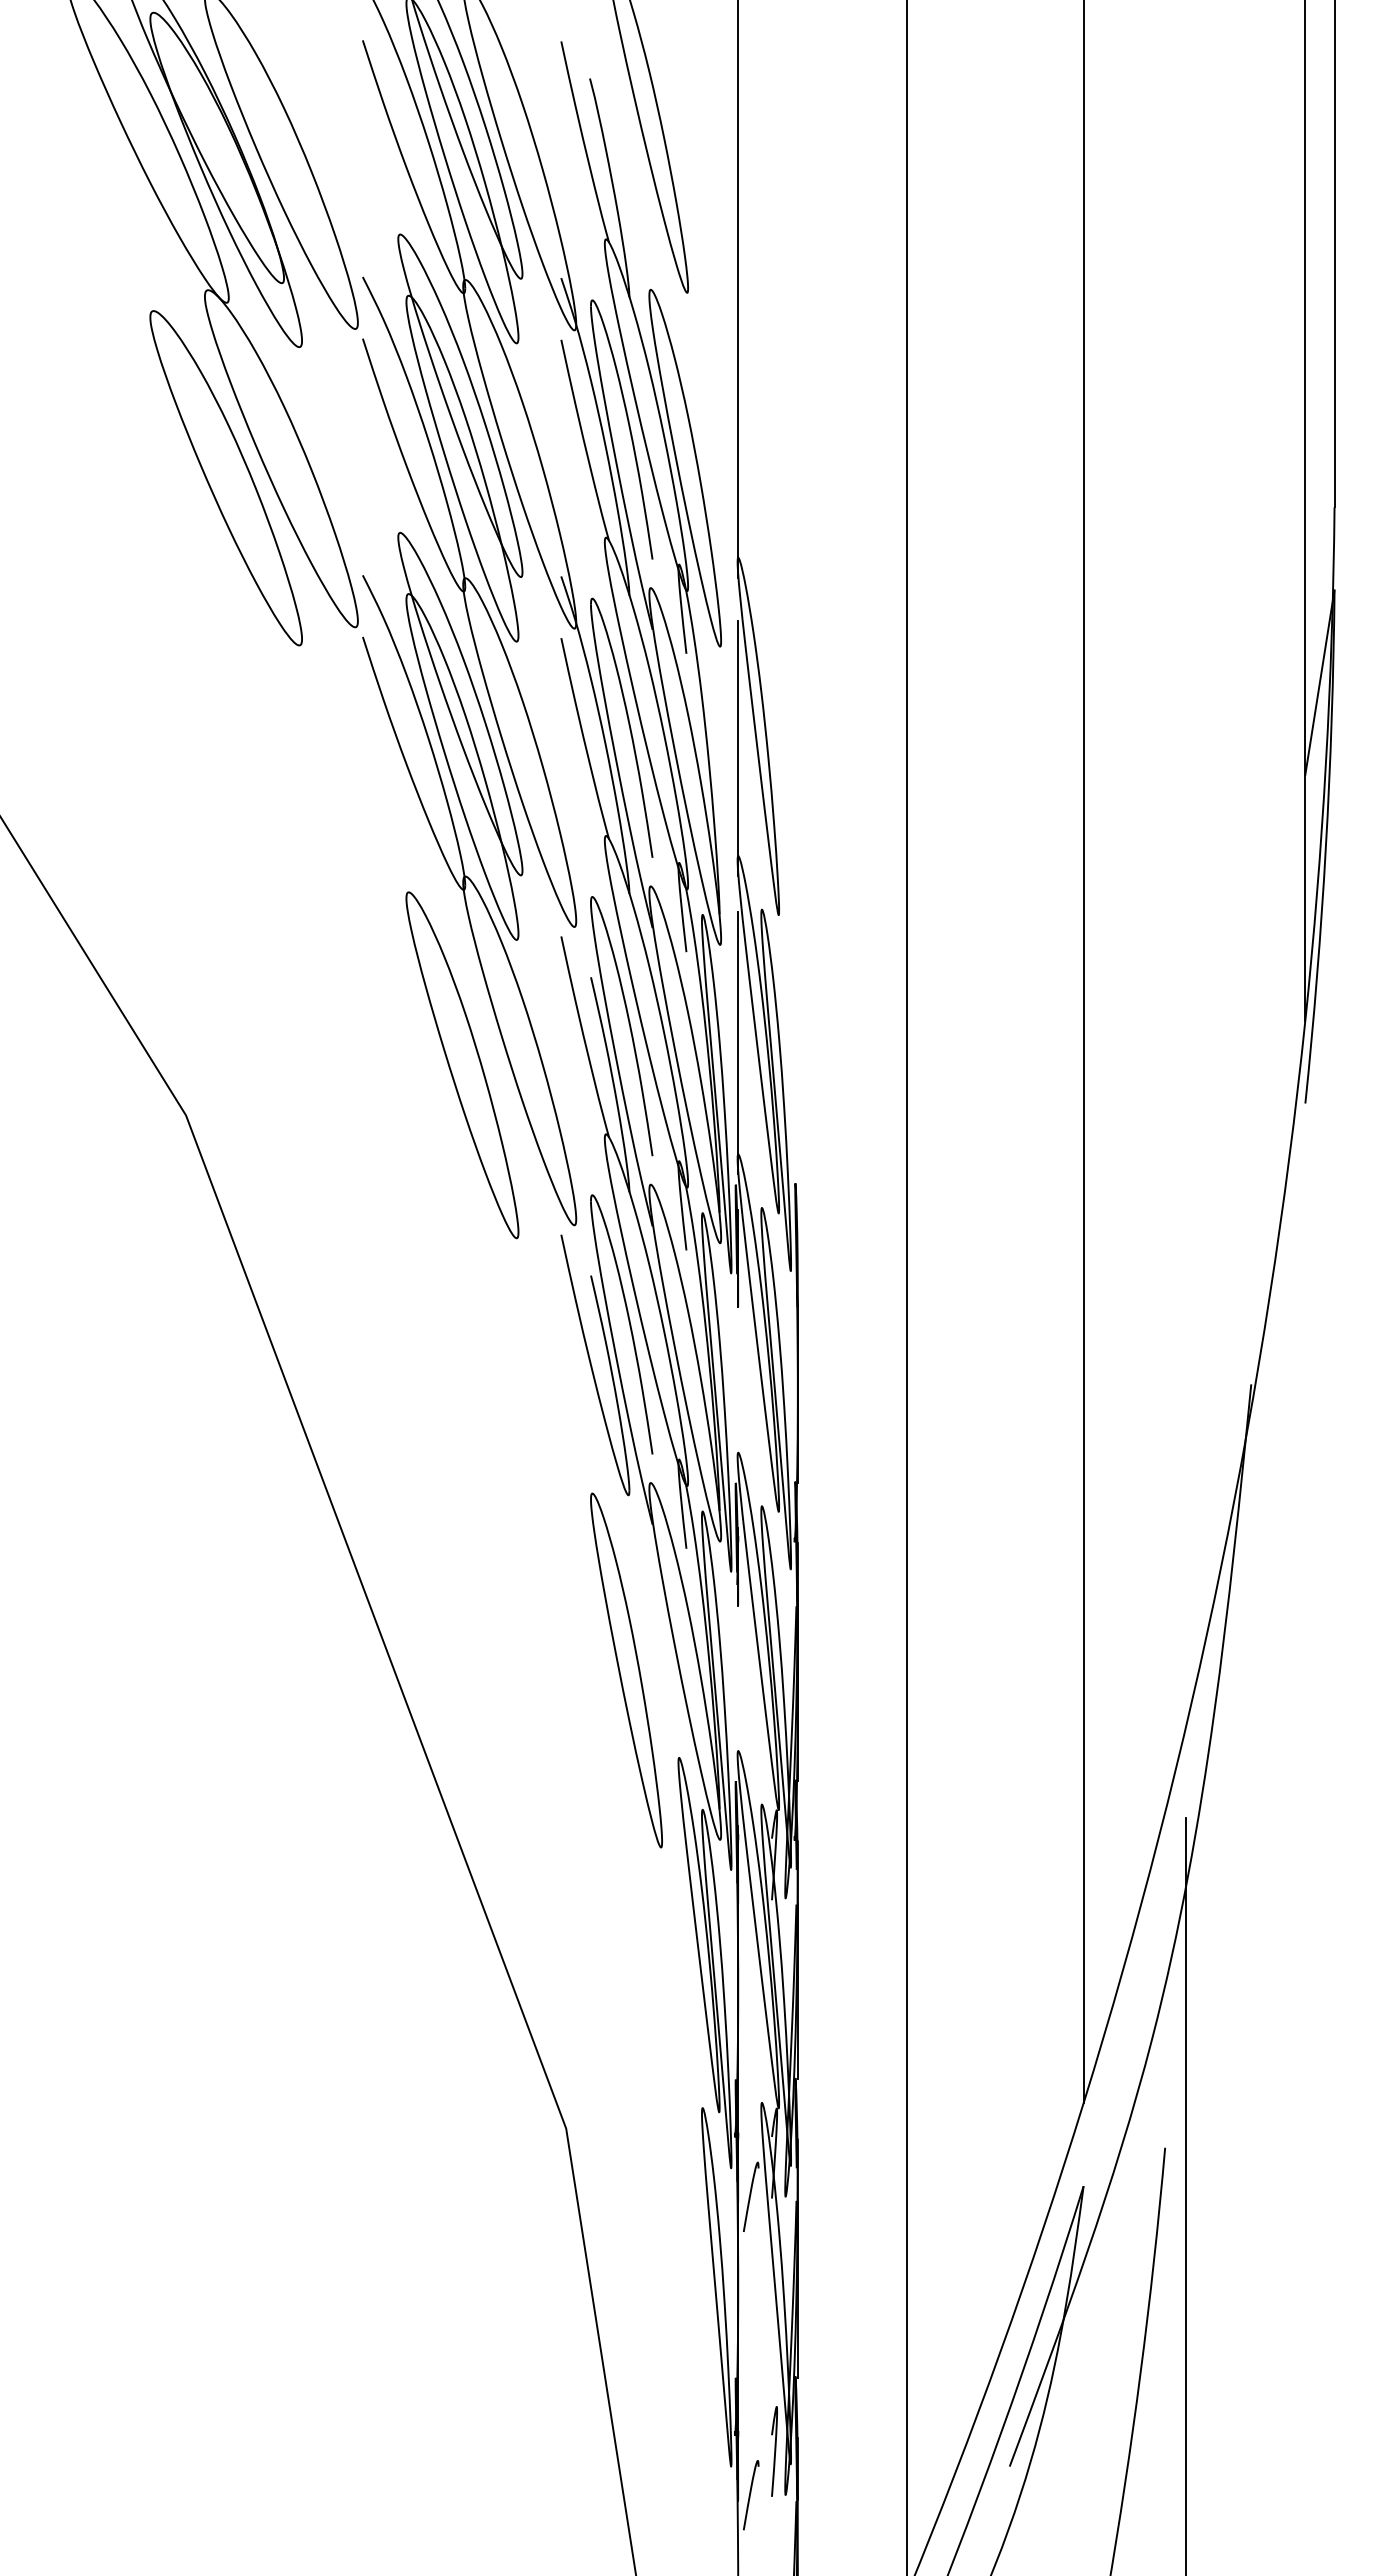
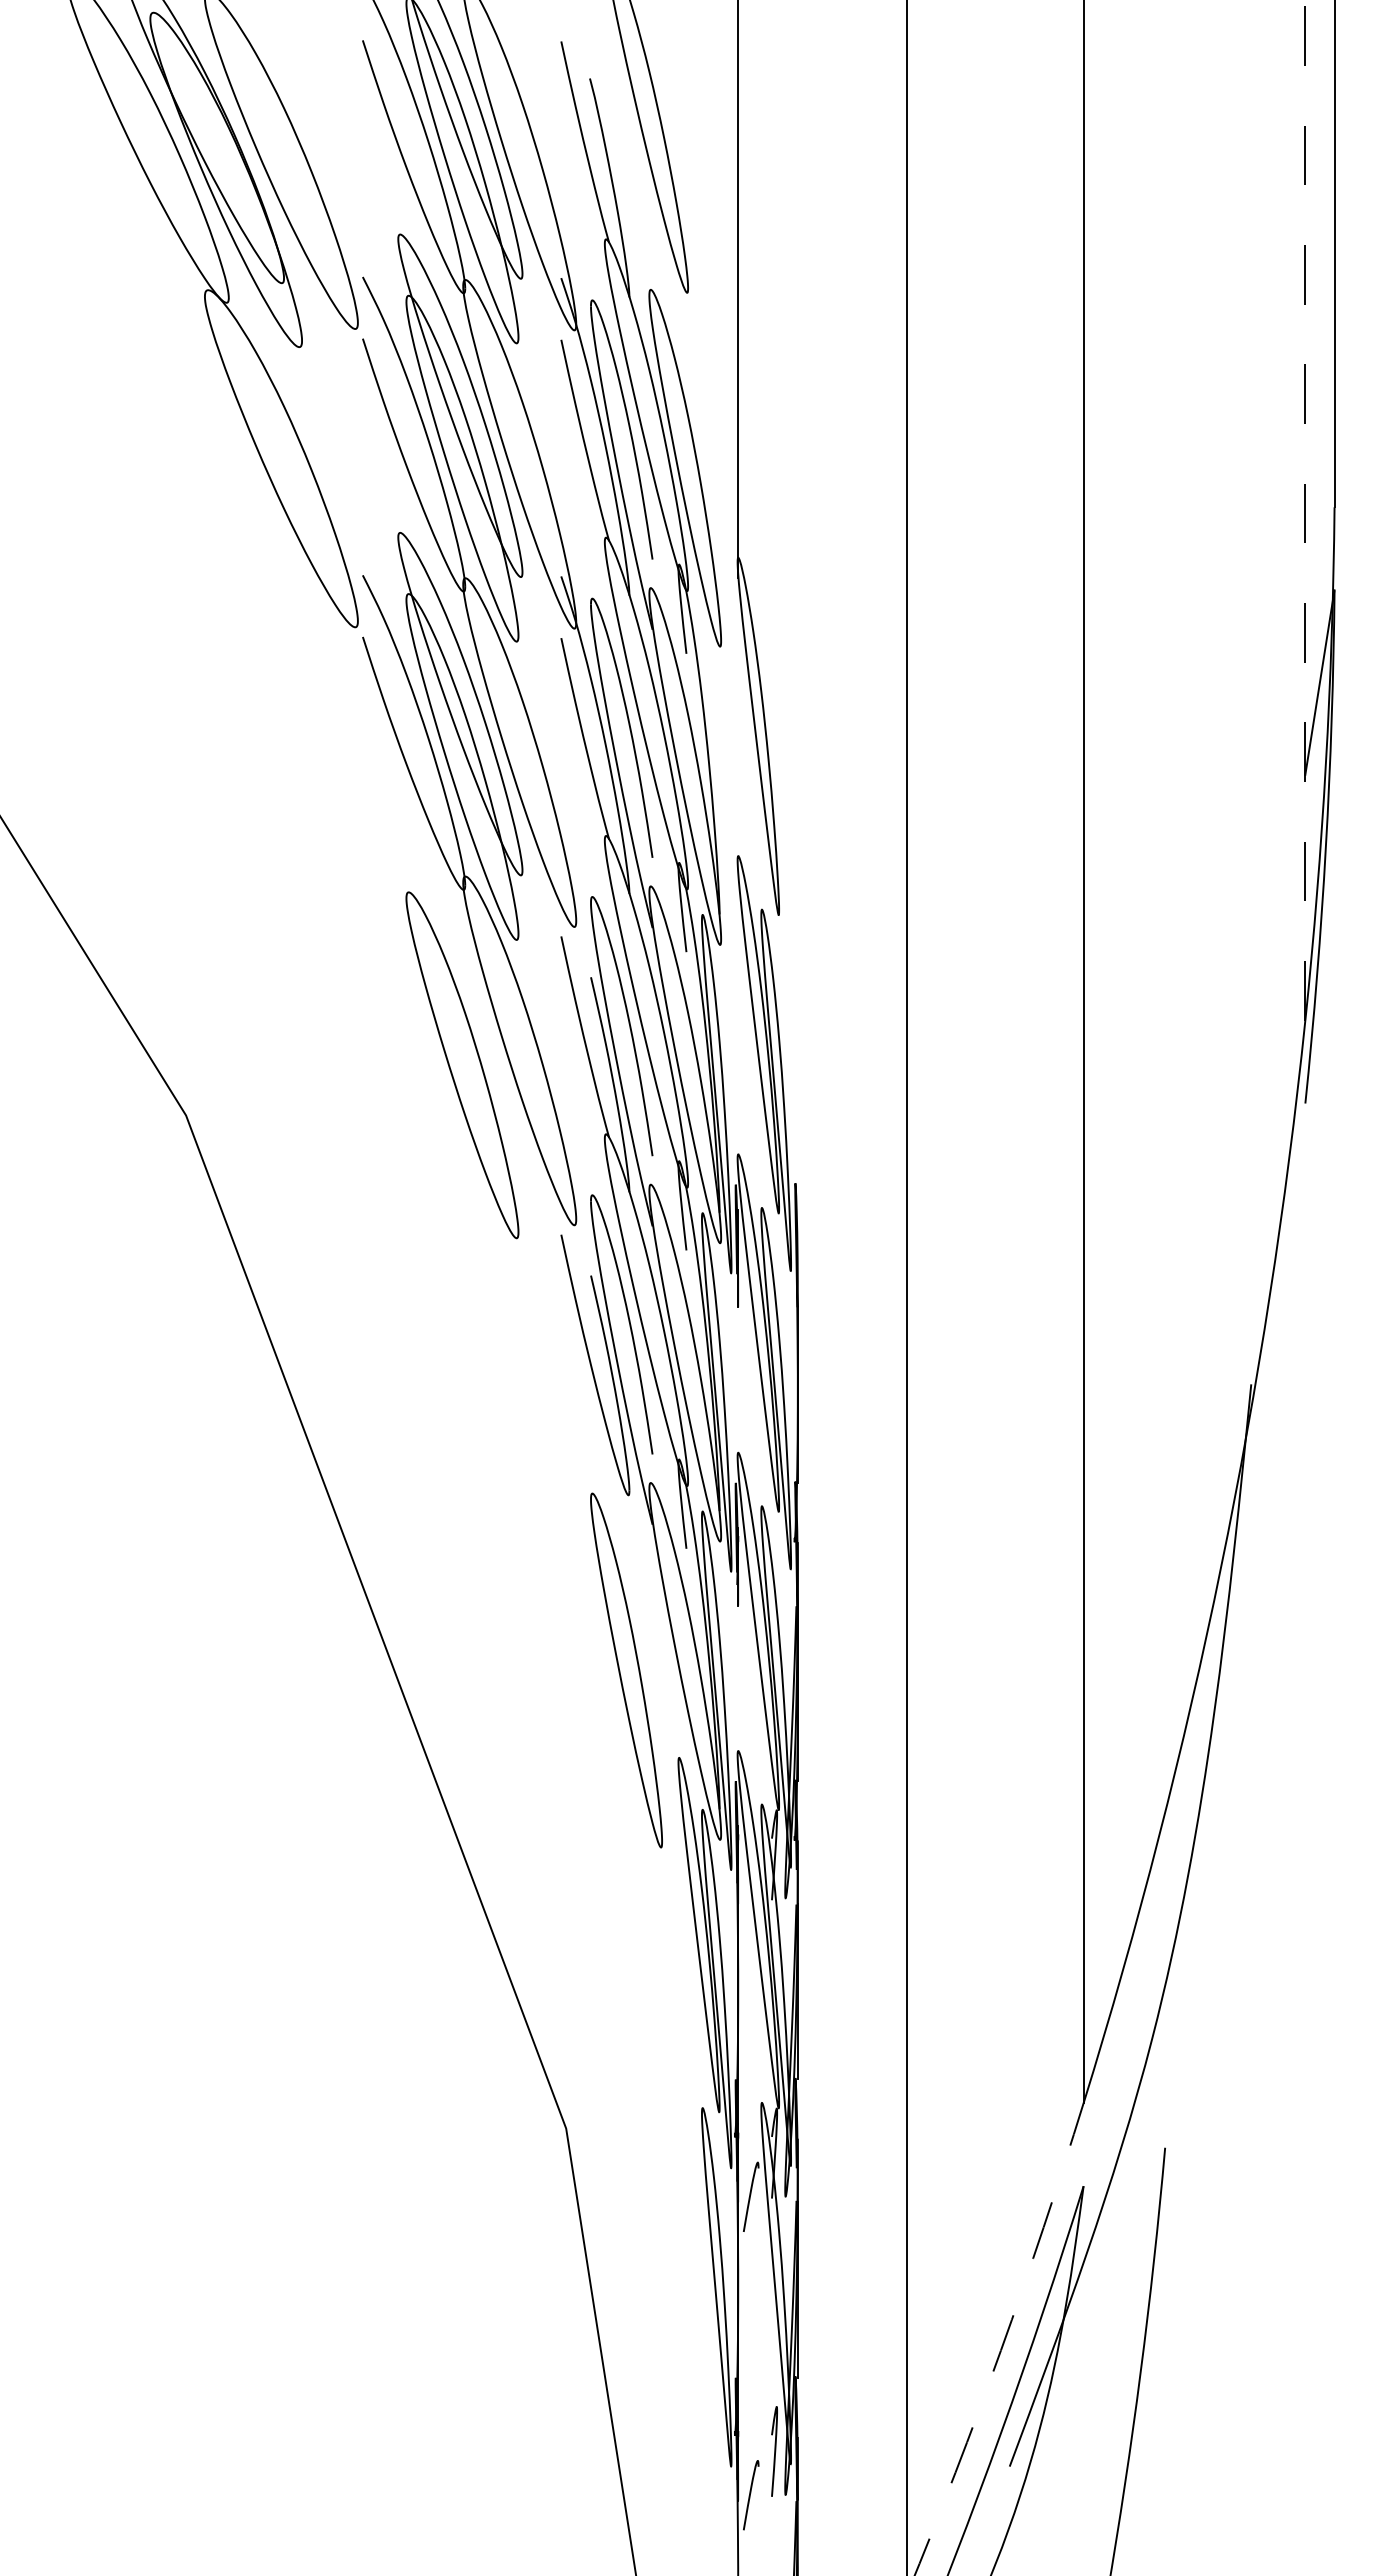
part: present -> none (225, 478)
line: solid -> dashed (1305, 509)
line: present -> none (738, 748)
line: present -> none (738, 1042)
line: present -> none (1185, 2195)
arc: solid -> dashed (1004, 2341)
